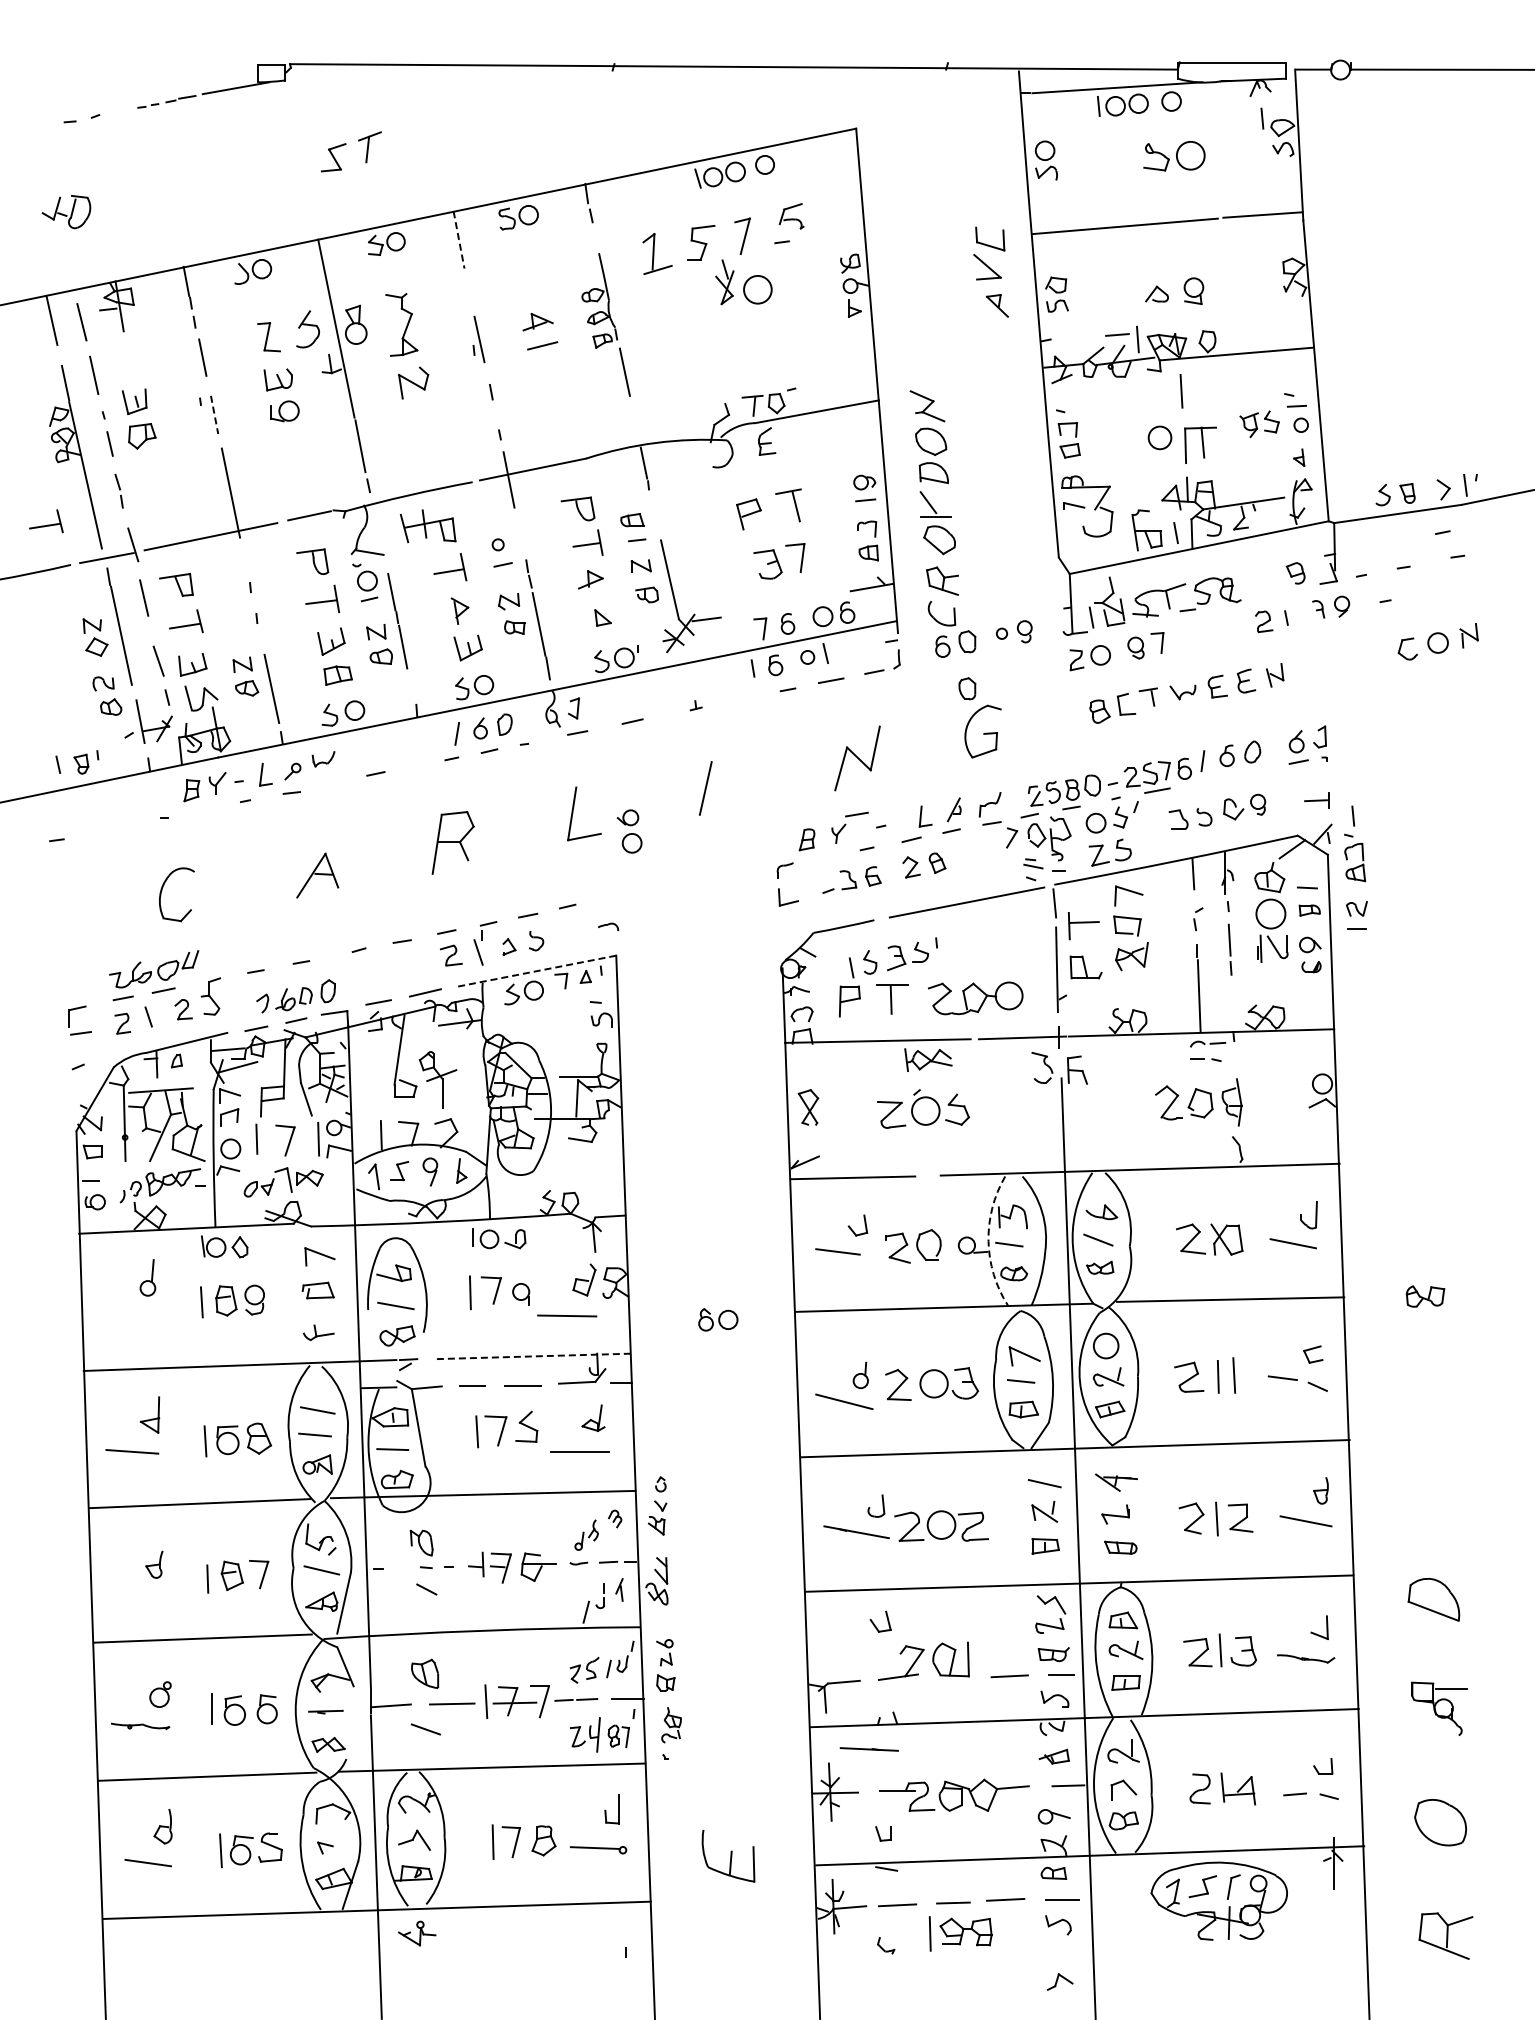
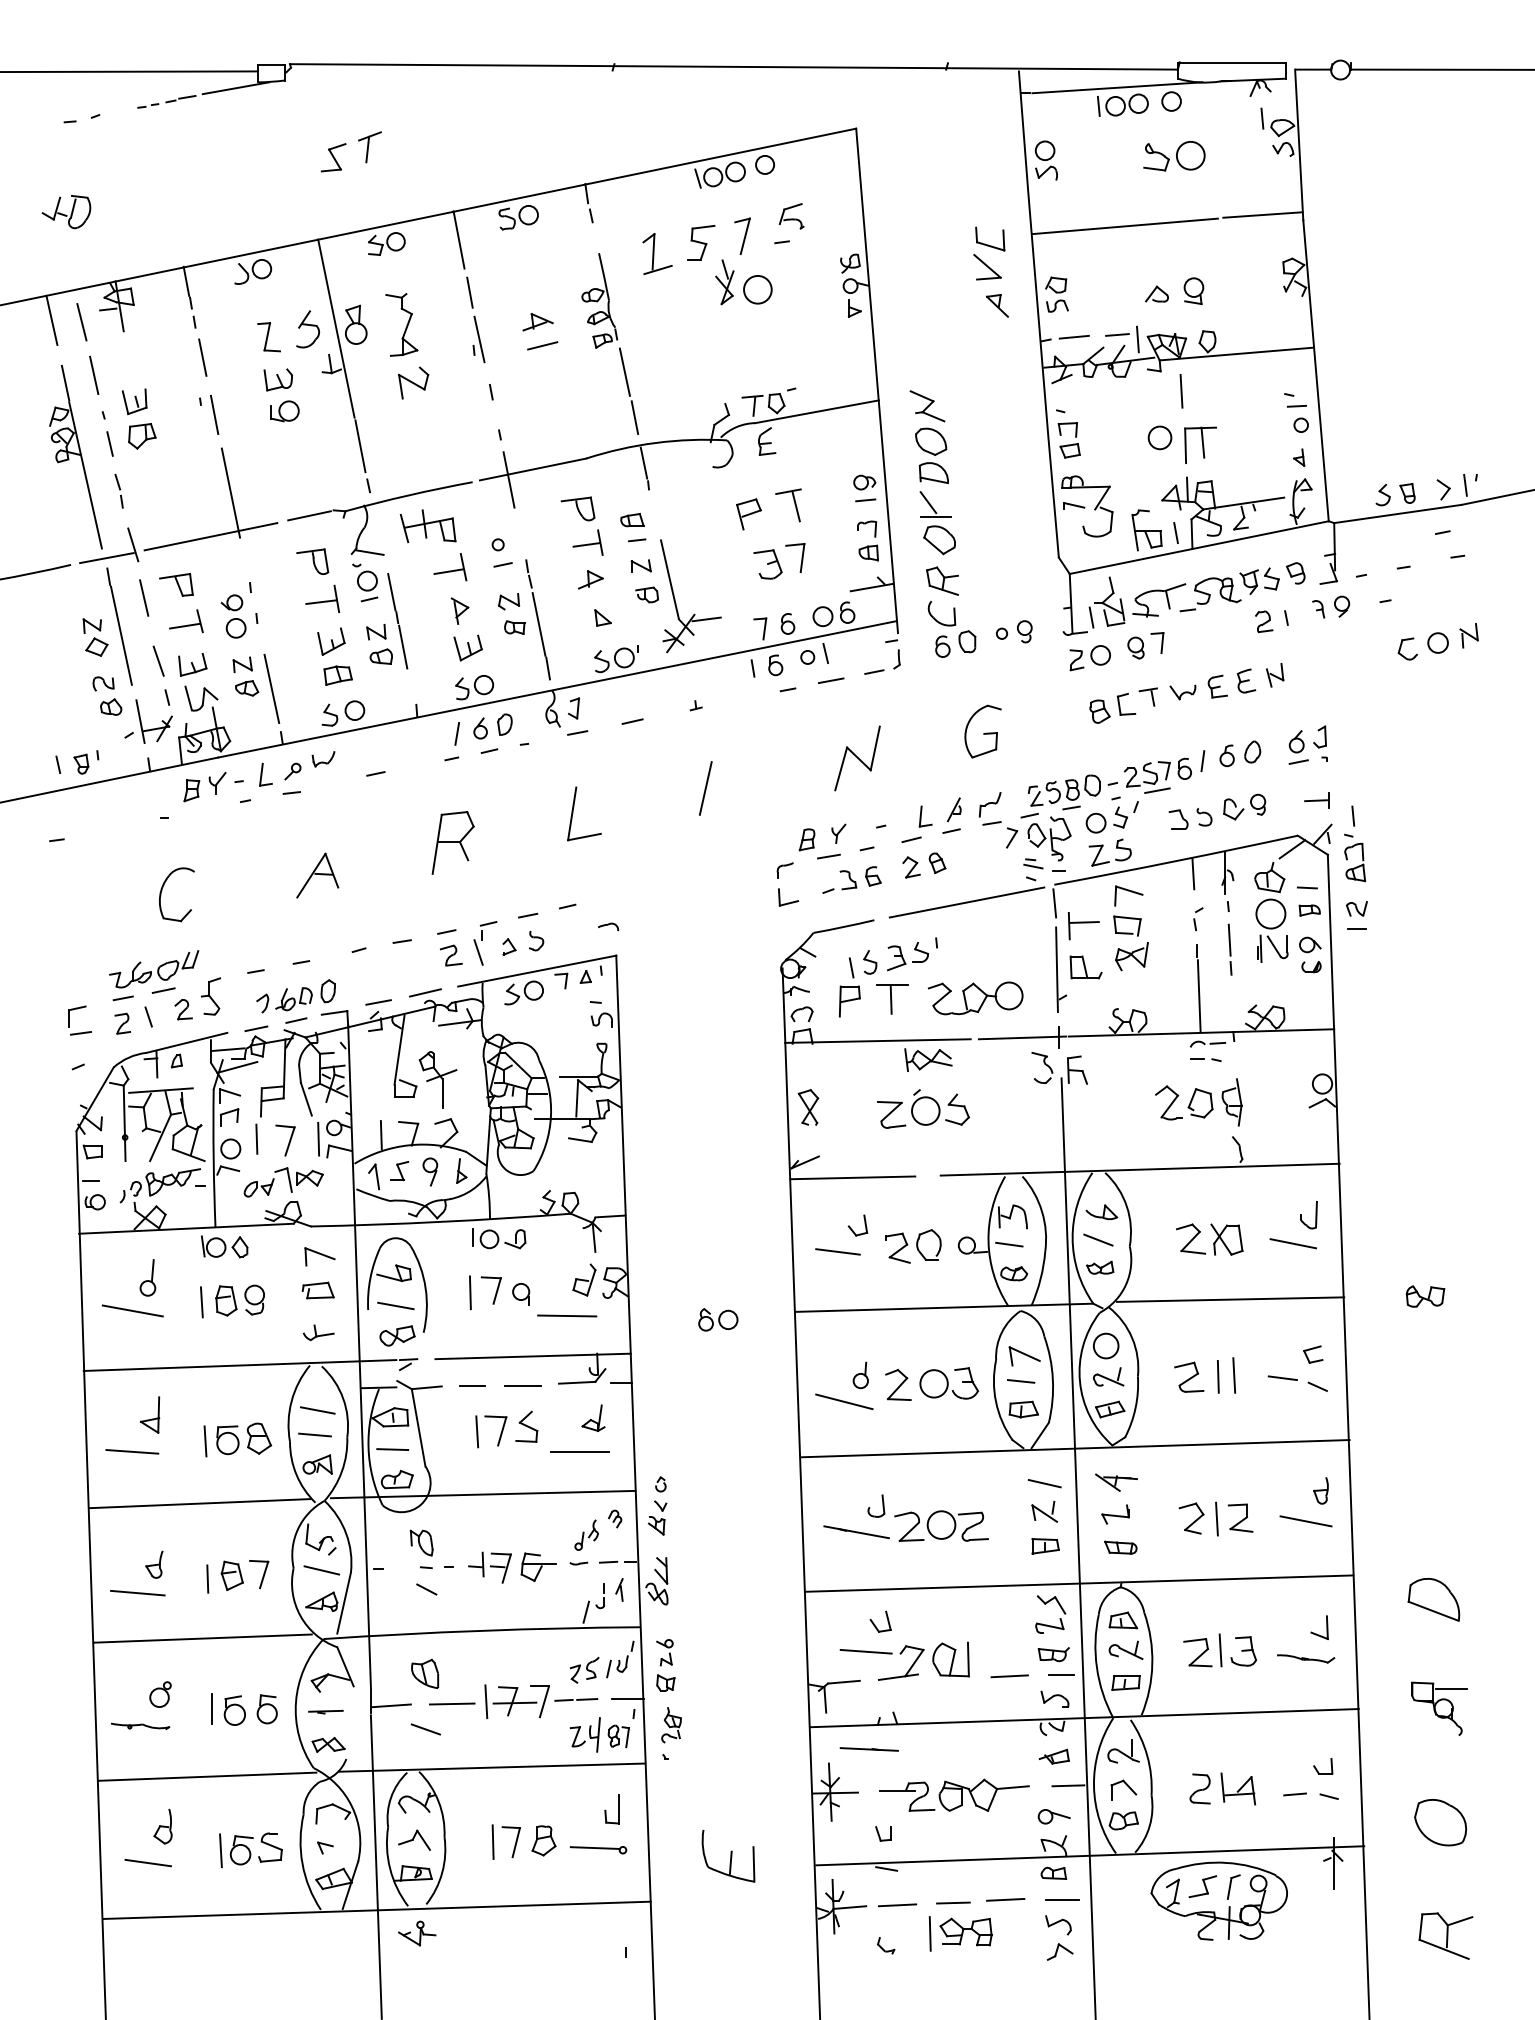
line: none -> present (129, 71)
line: dashed -> solid (459, 240)
line: none -> present (469, 292)
line: none -> present (1073, 336)
line: dashed -> solid (214, 415)
line: none -> present (634, 417)
part position: (1259, 423) -> (1259, 580) (1259, 580)
part: present -> none (46, 521)
part: present -> none (967, 688)
line position: (856, 814) -> (828, 856) (828, 856)
part position: (629, 831) -> (233, 616) (233, 616)
line: dashed -> solid (537, 971)
arc: dashed -> solid (988, 1241)
line: none -> present (132, 1310)
line: dashed -> solid (533, 1356)
line: none -> present (137, 1592)
line: none -> present (865, 1651)
part position: (1059, 1981) -> (1059, 1951) (1059, 1951)
